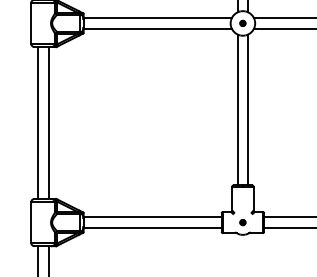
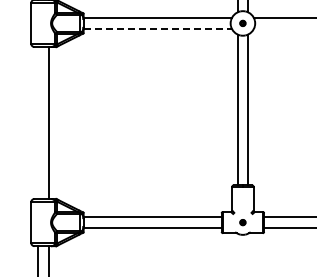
line: solid -> dashed (158, 28)
line: present -> none (283, 28)
line: present -> none (38, 123)
